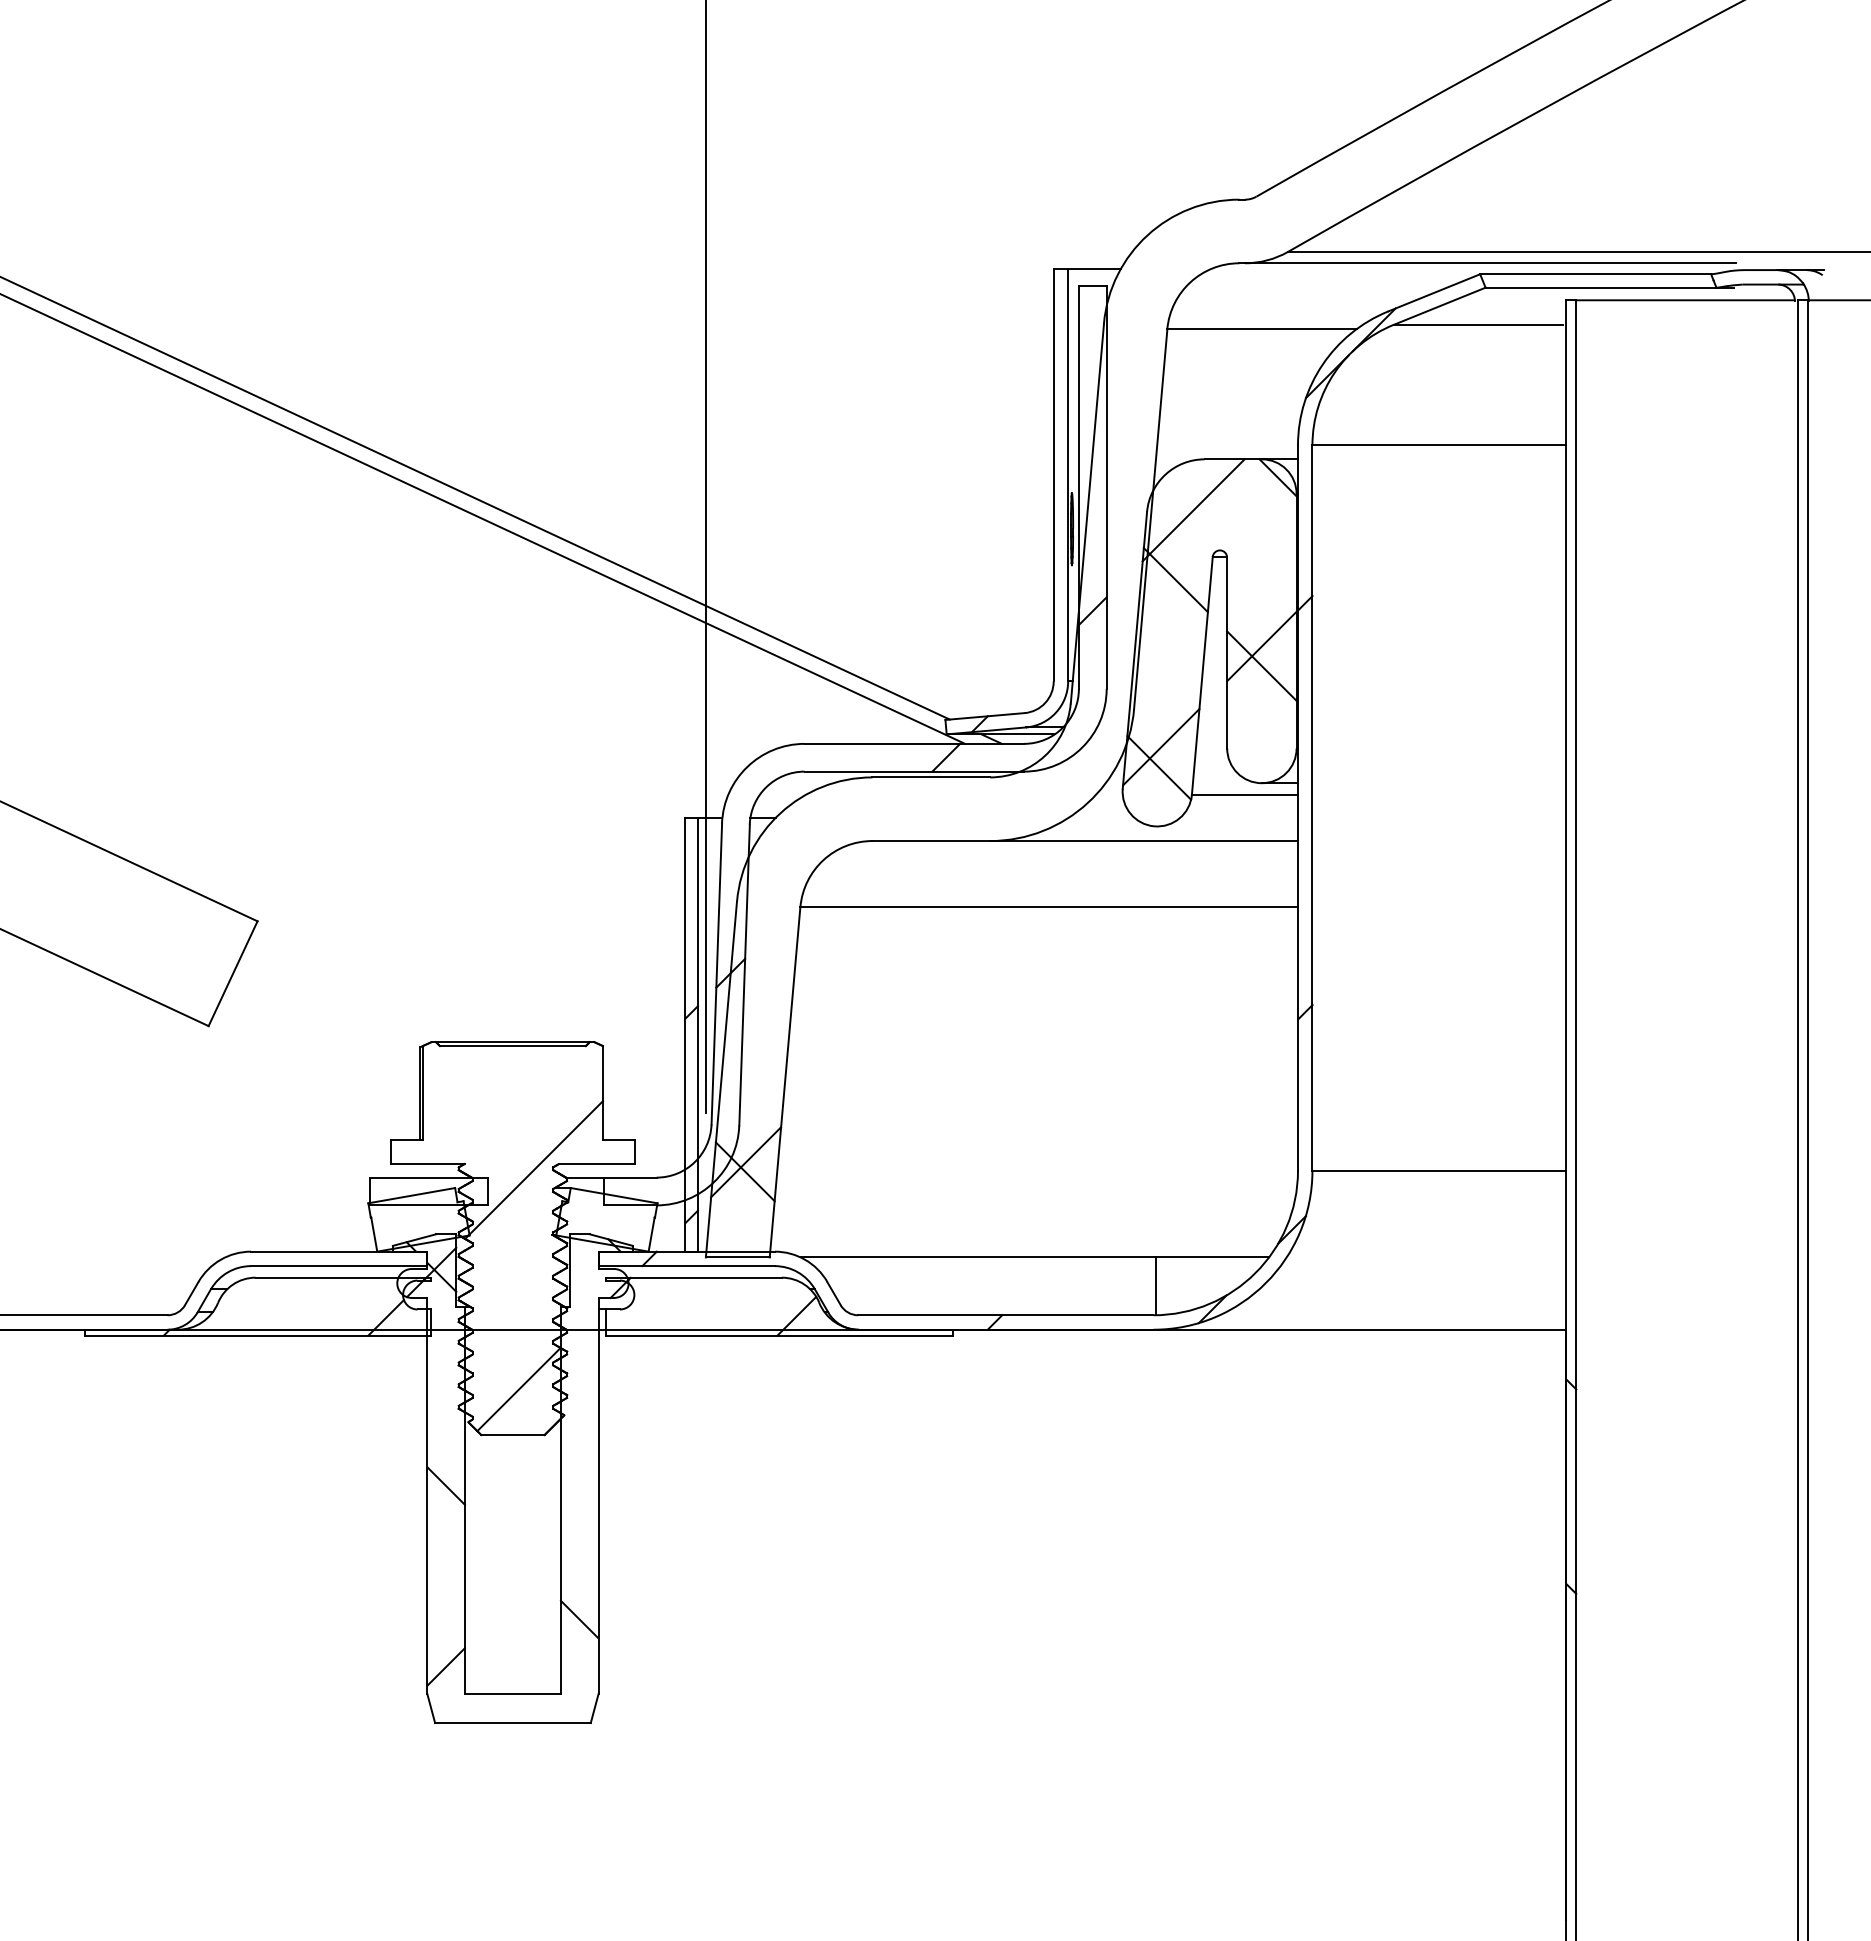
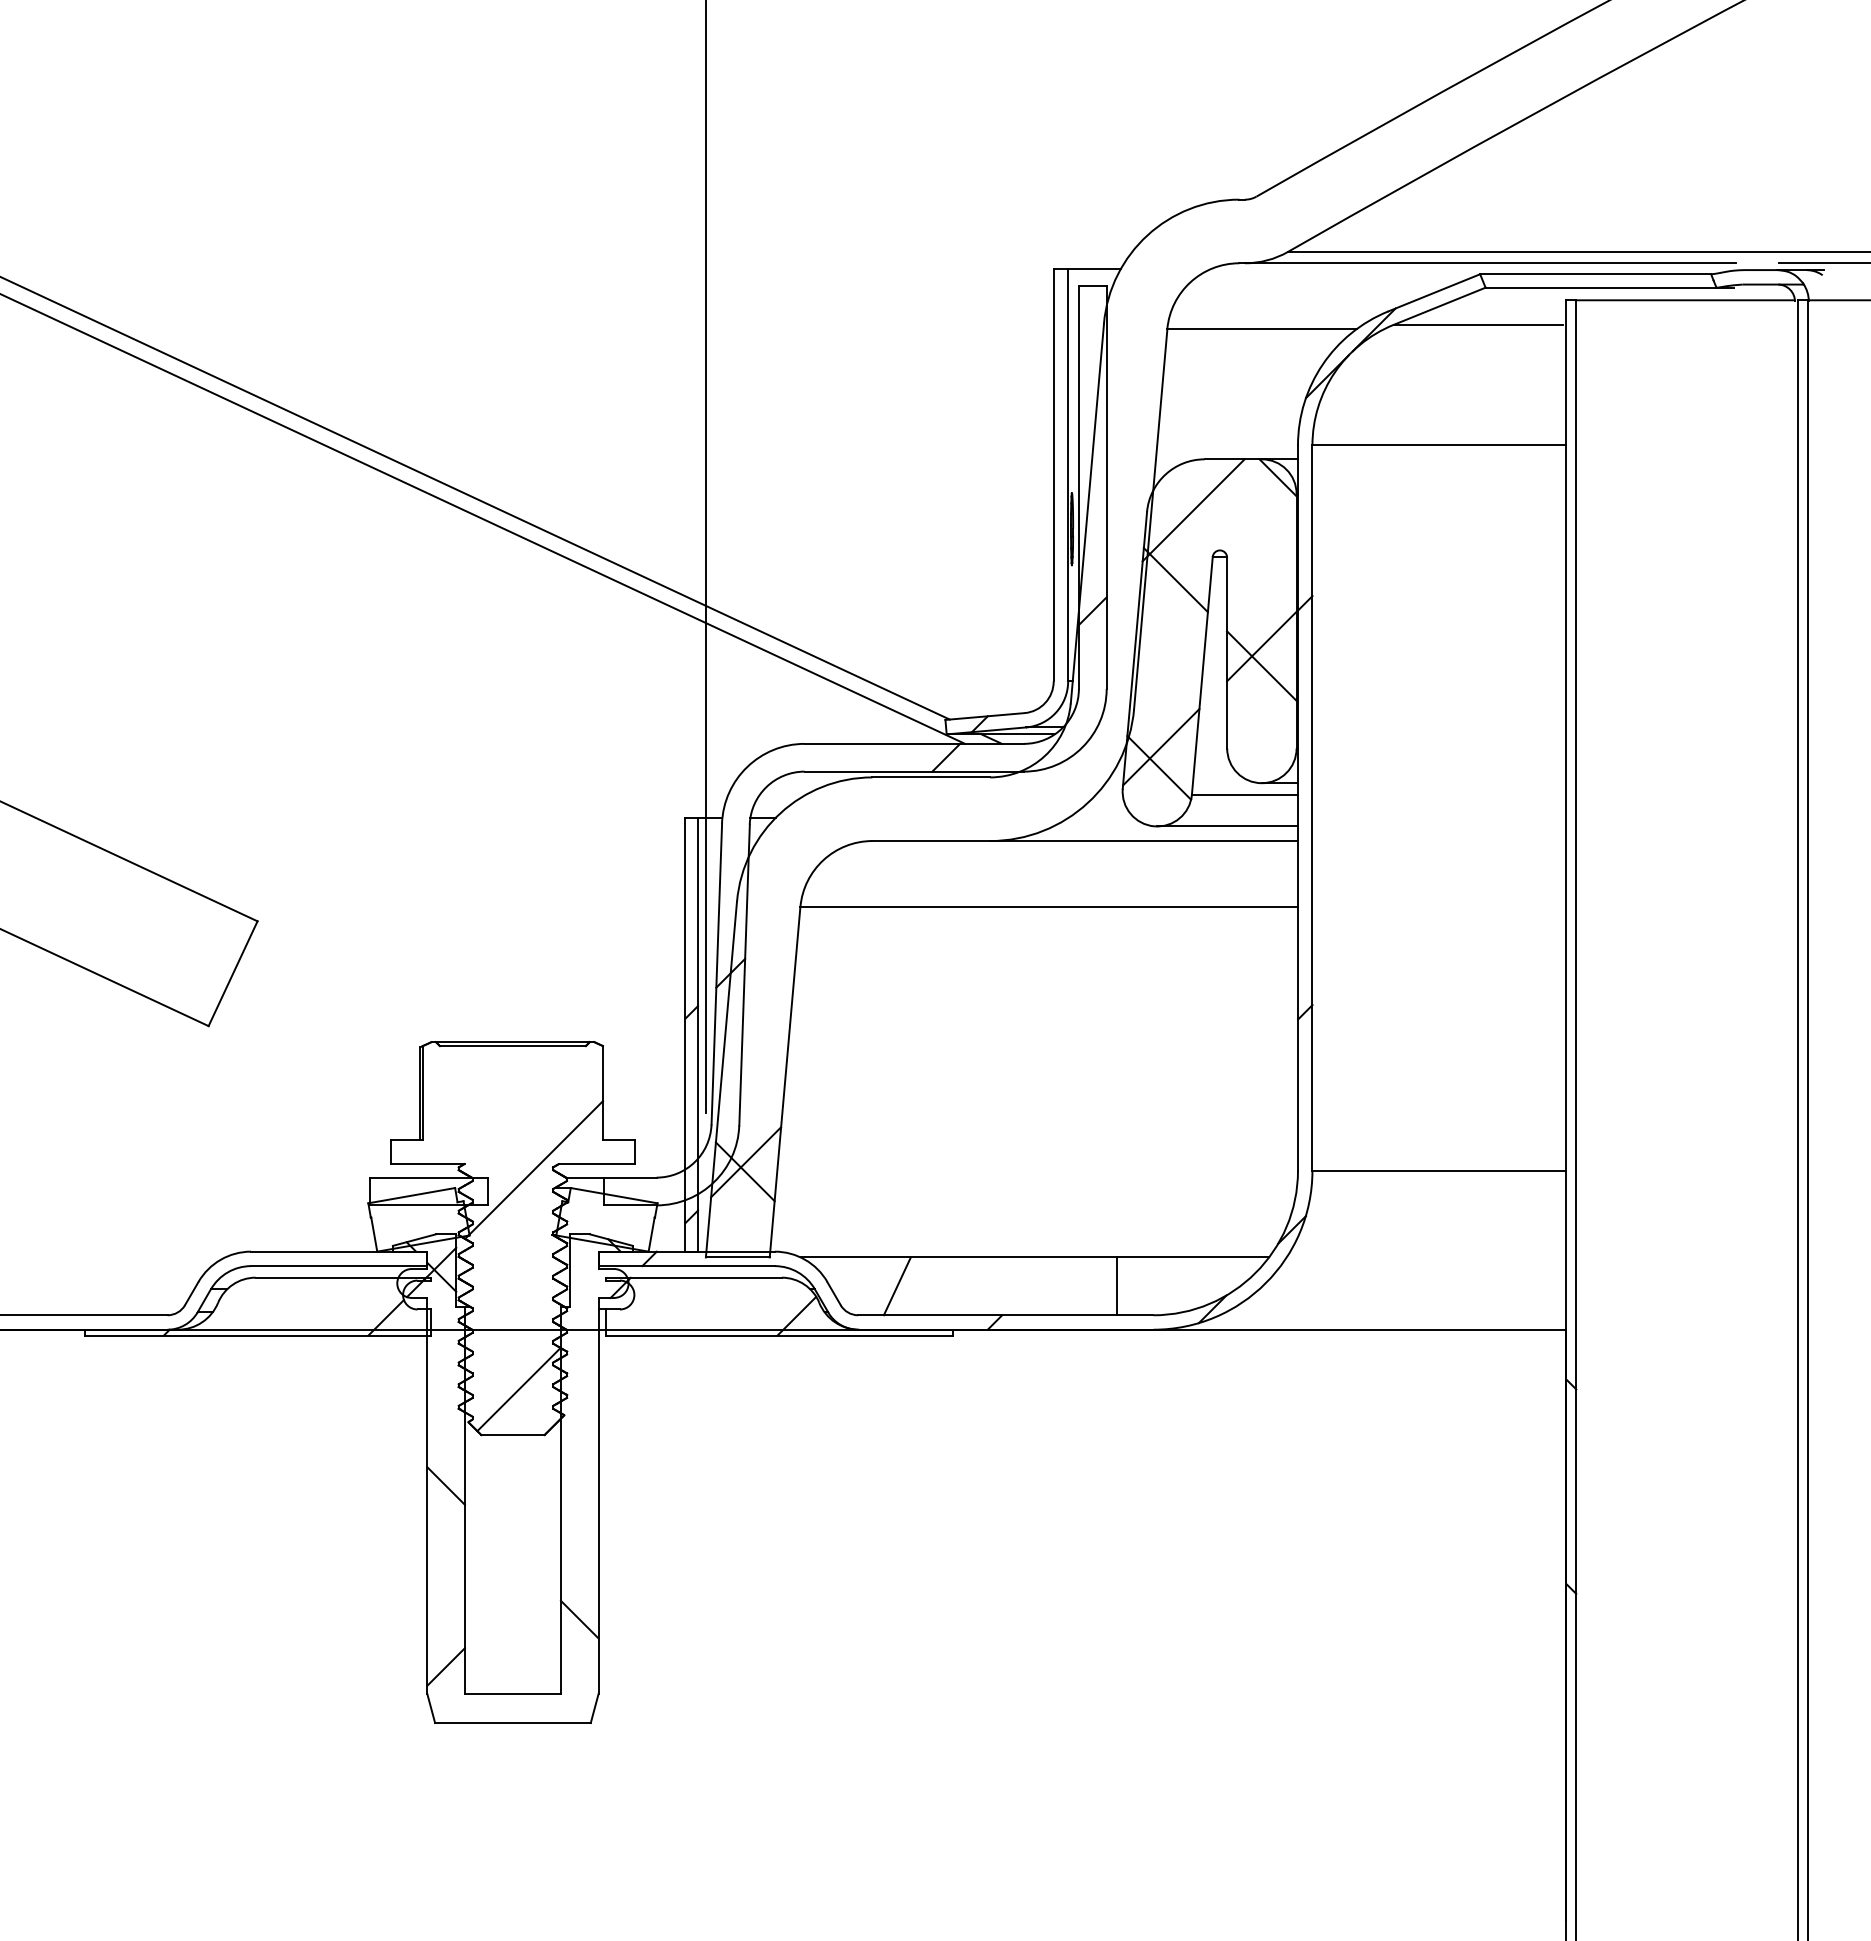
line: none -> present (1823, 263)
line: none -> present (1227, 826)
line: none -> present (896, 1286)
line position: (1156, 1286) -> (1117, 1286) (1117, 1286)
